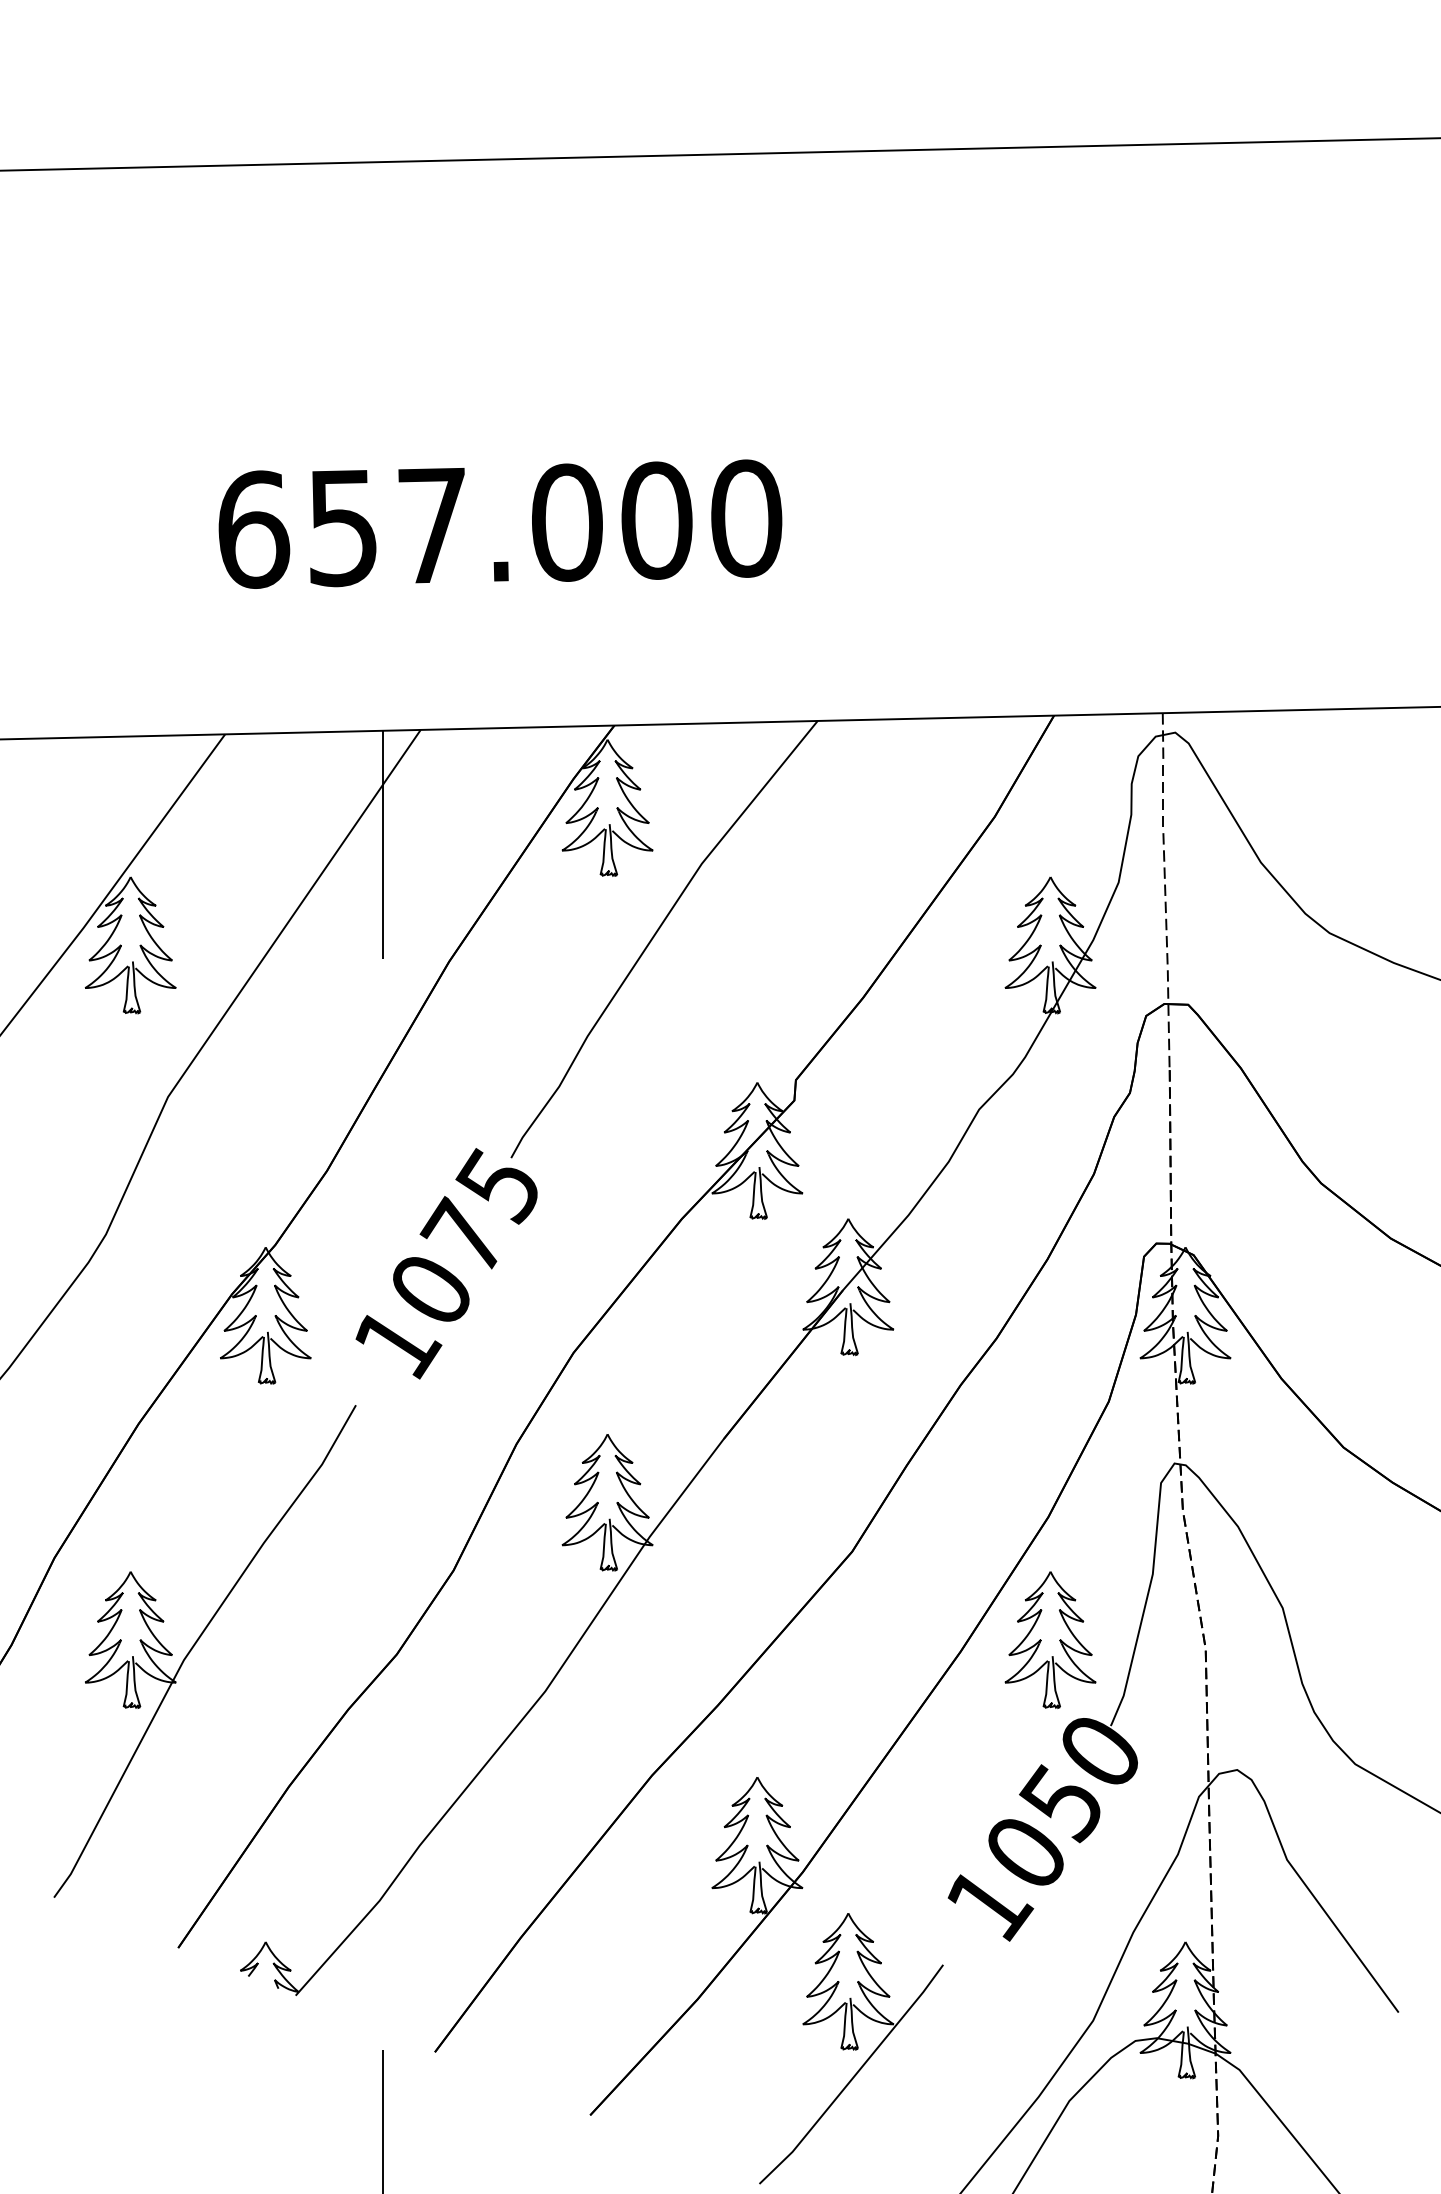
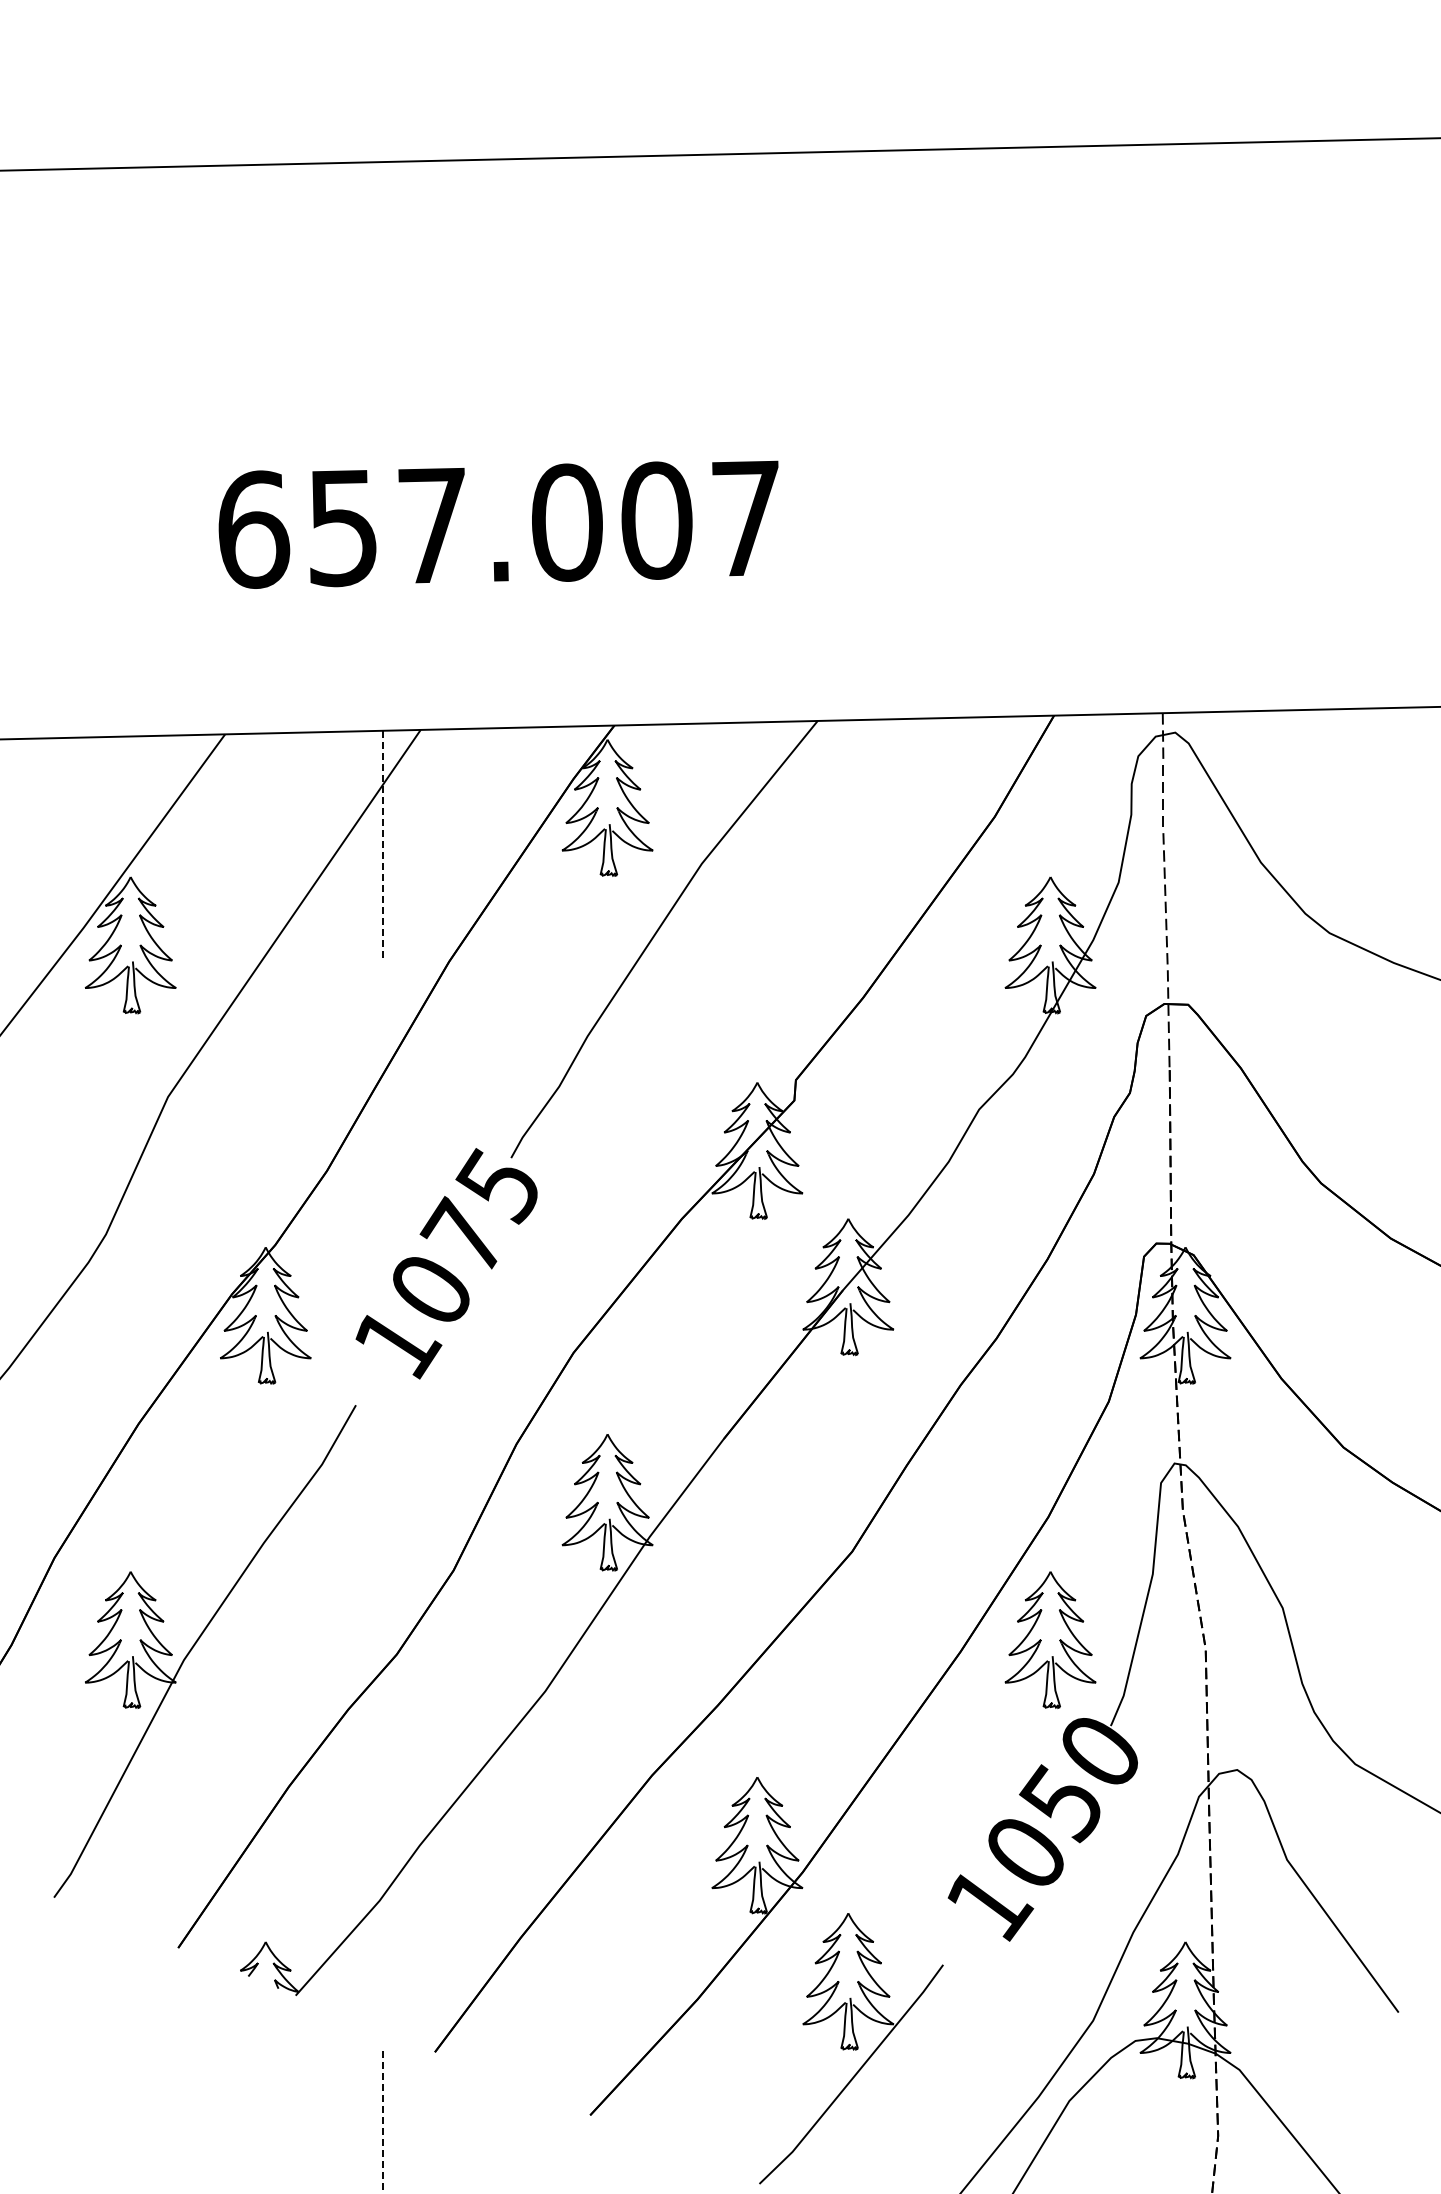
text: 657.000 -> 657.007 (746, 518)
line: solid -> dashed (382, 845)
line: solid -> dashed (382, 2121)
